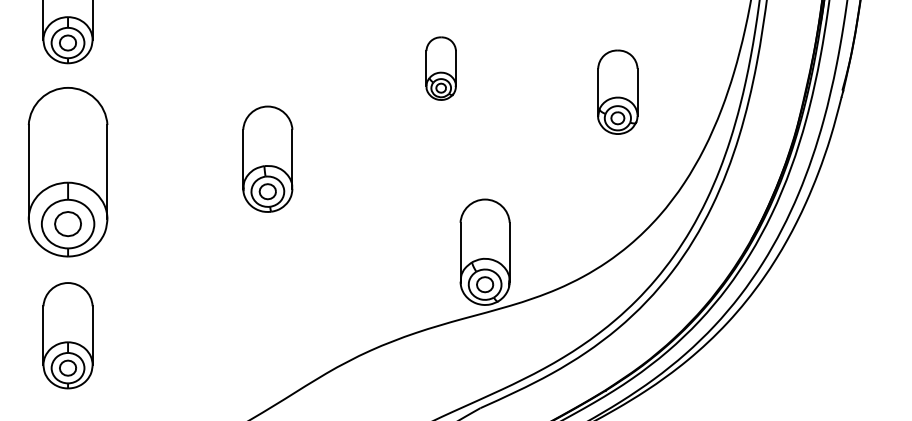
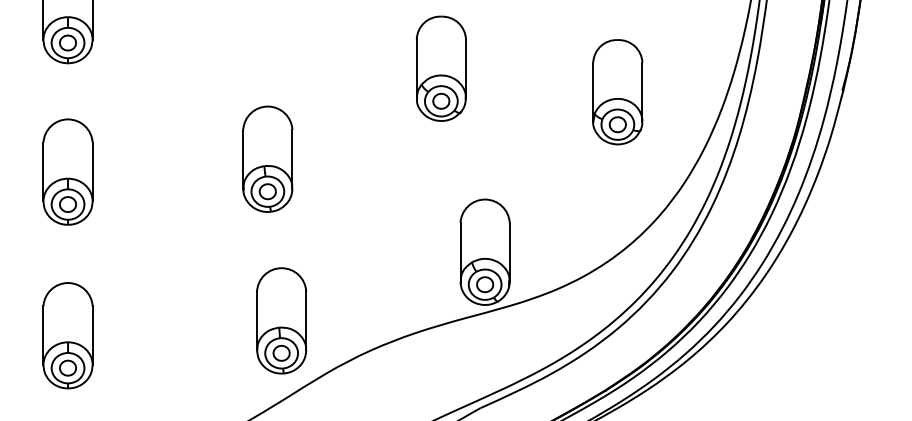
part size: 32x65 px -> 52x107 px (440, 68)
part size: 42x86 px -> 52x107 px (617, 92)
part size: 82x171 px -> 52x108 px (67, 171)
part: none -> present (281, 320)
